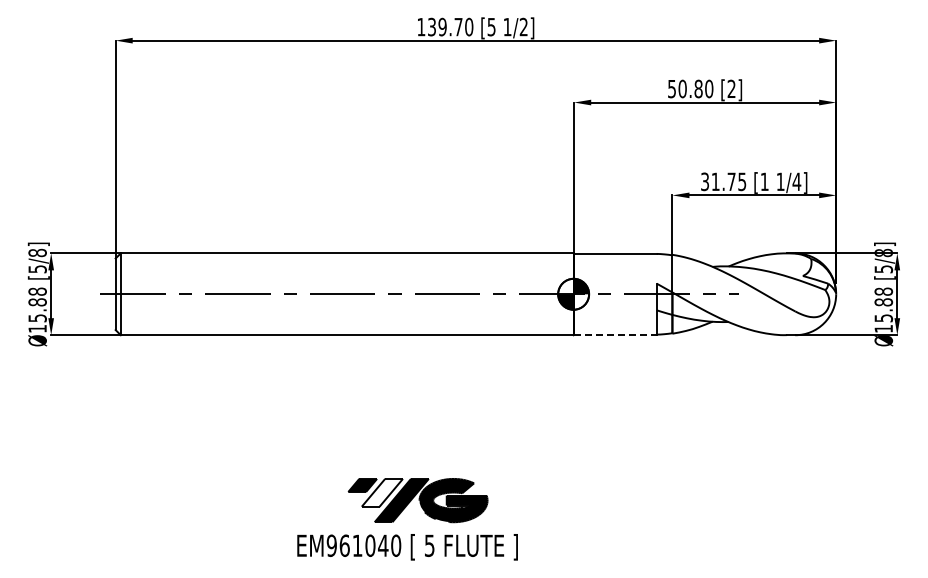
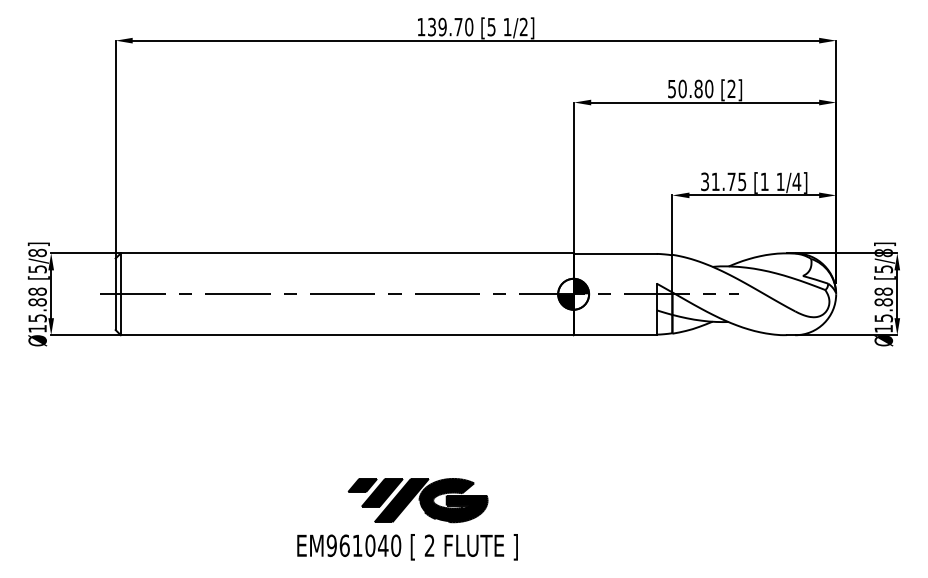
line: dashed -> solid (615, 334)
fill: none -> present (381, 492)
text: 5 -> 2 (429, 545)
